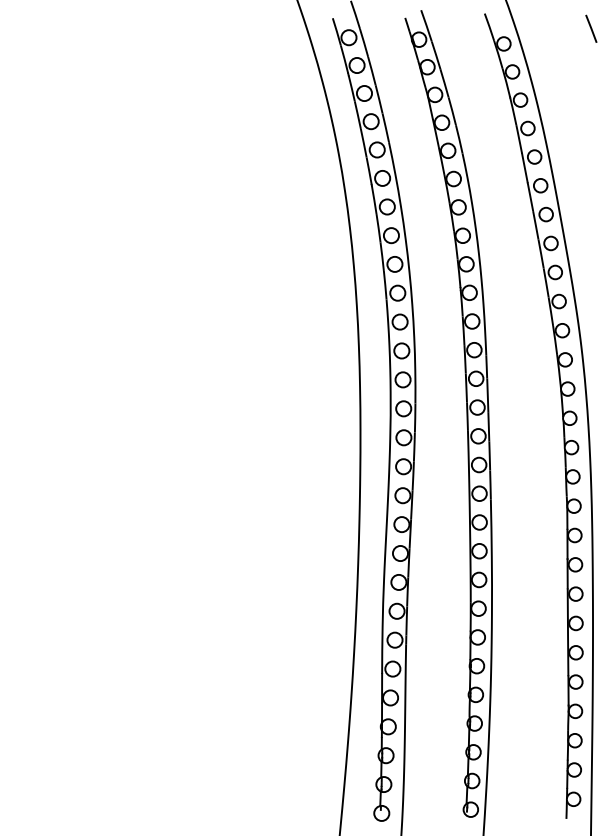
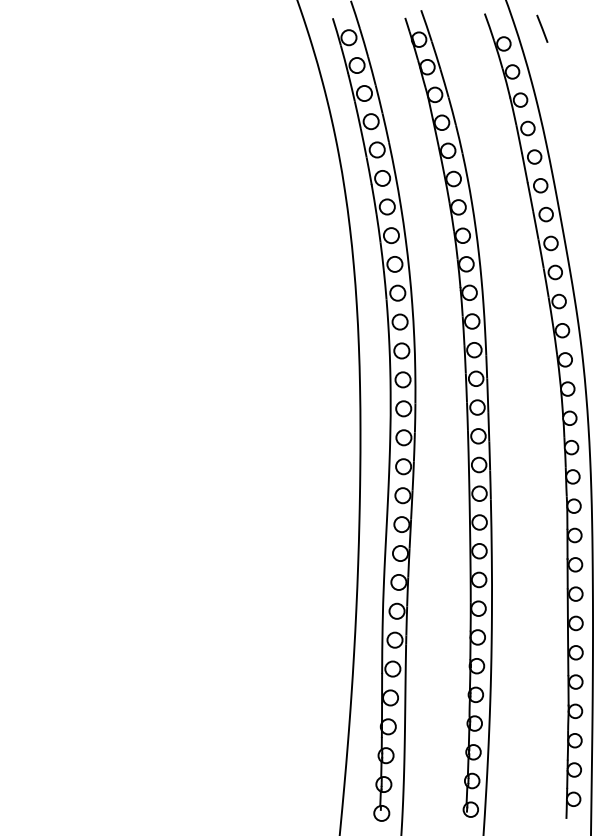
line position: (591, 28) -> (542, 28) (542, 28)
